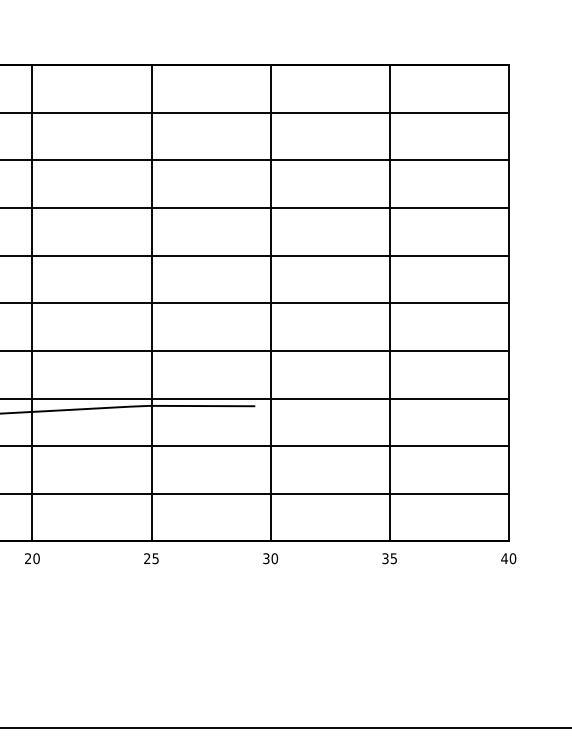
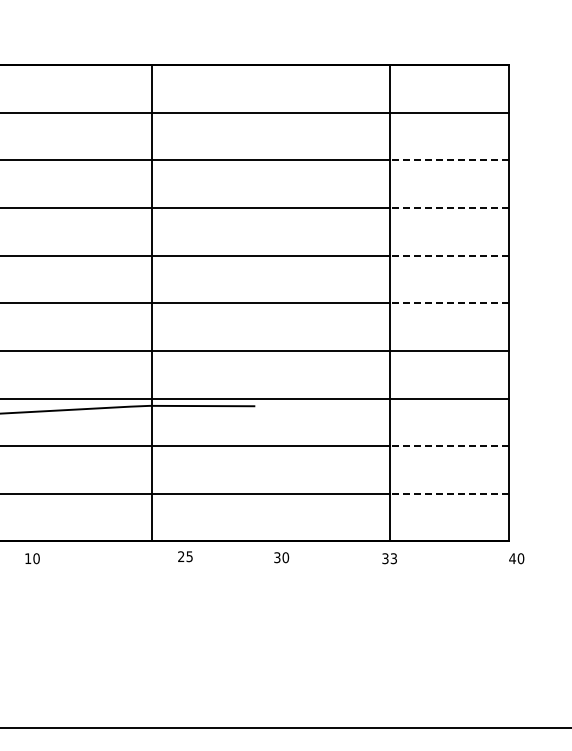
line: solid -> dashed (449, 160)
line: solid -> dashed (449, 207)
line: solid -> dashed (449, 255)
line: present -> none (32, 303)
line: present -> none (270, 303)
line: solid -> dashed (449, 303)
line: solid -> dashed (449, 446)
line: solid -> dashed (449, 493)
text: 35 -> 33 (393, 557)
text: 20 -> 10 (28, 558)
text position: (151, 558) -> (185, 556) (185, 556)
text position: (270, 558) -> (281, 557) (281, 557)
text position: (508, 558) -> (516, 558) (516, 558)
